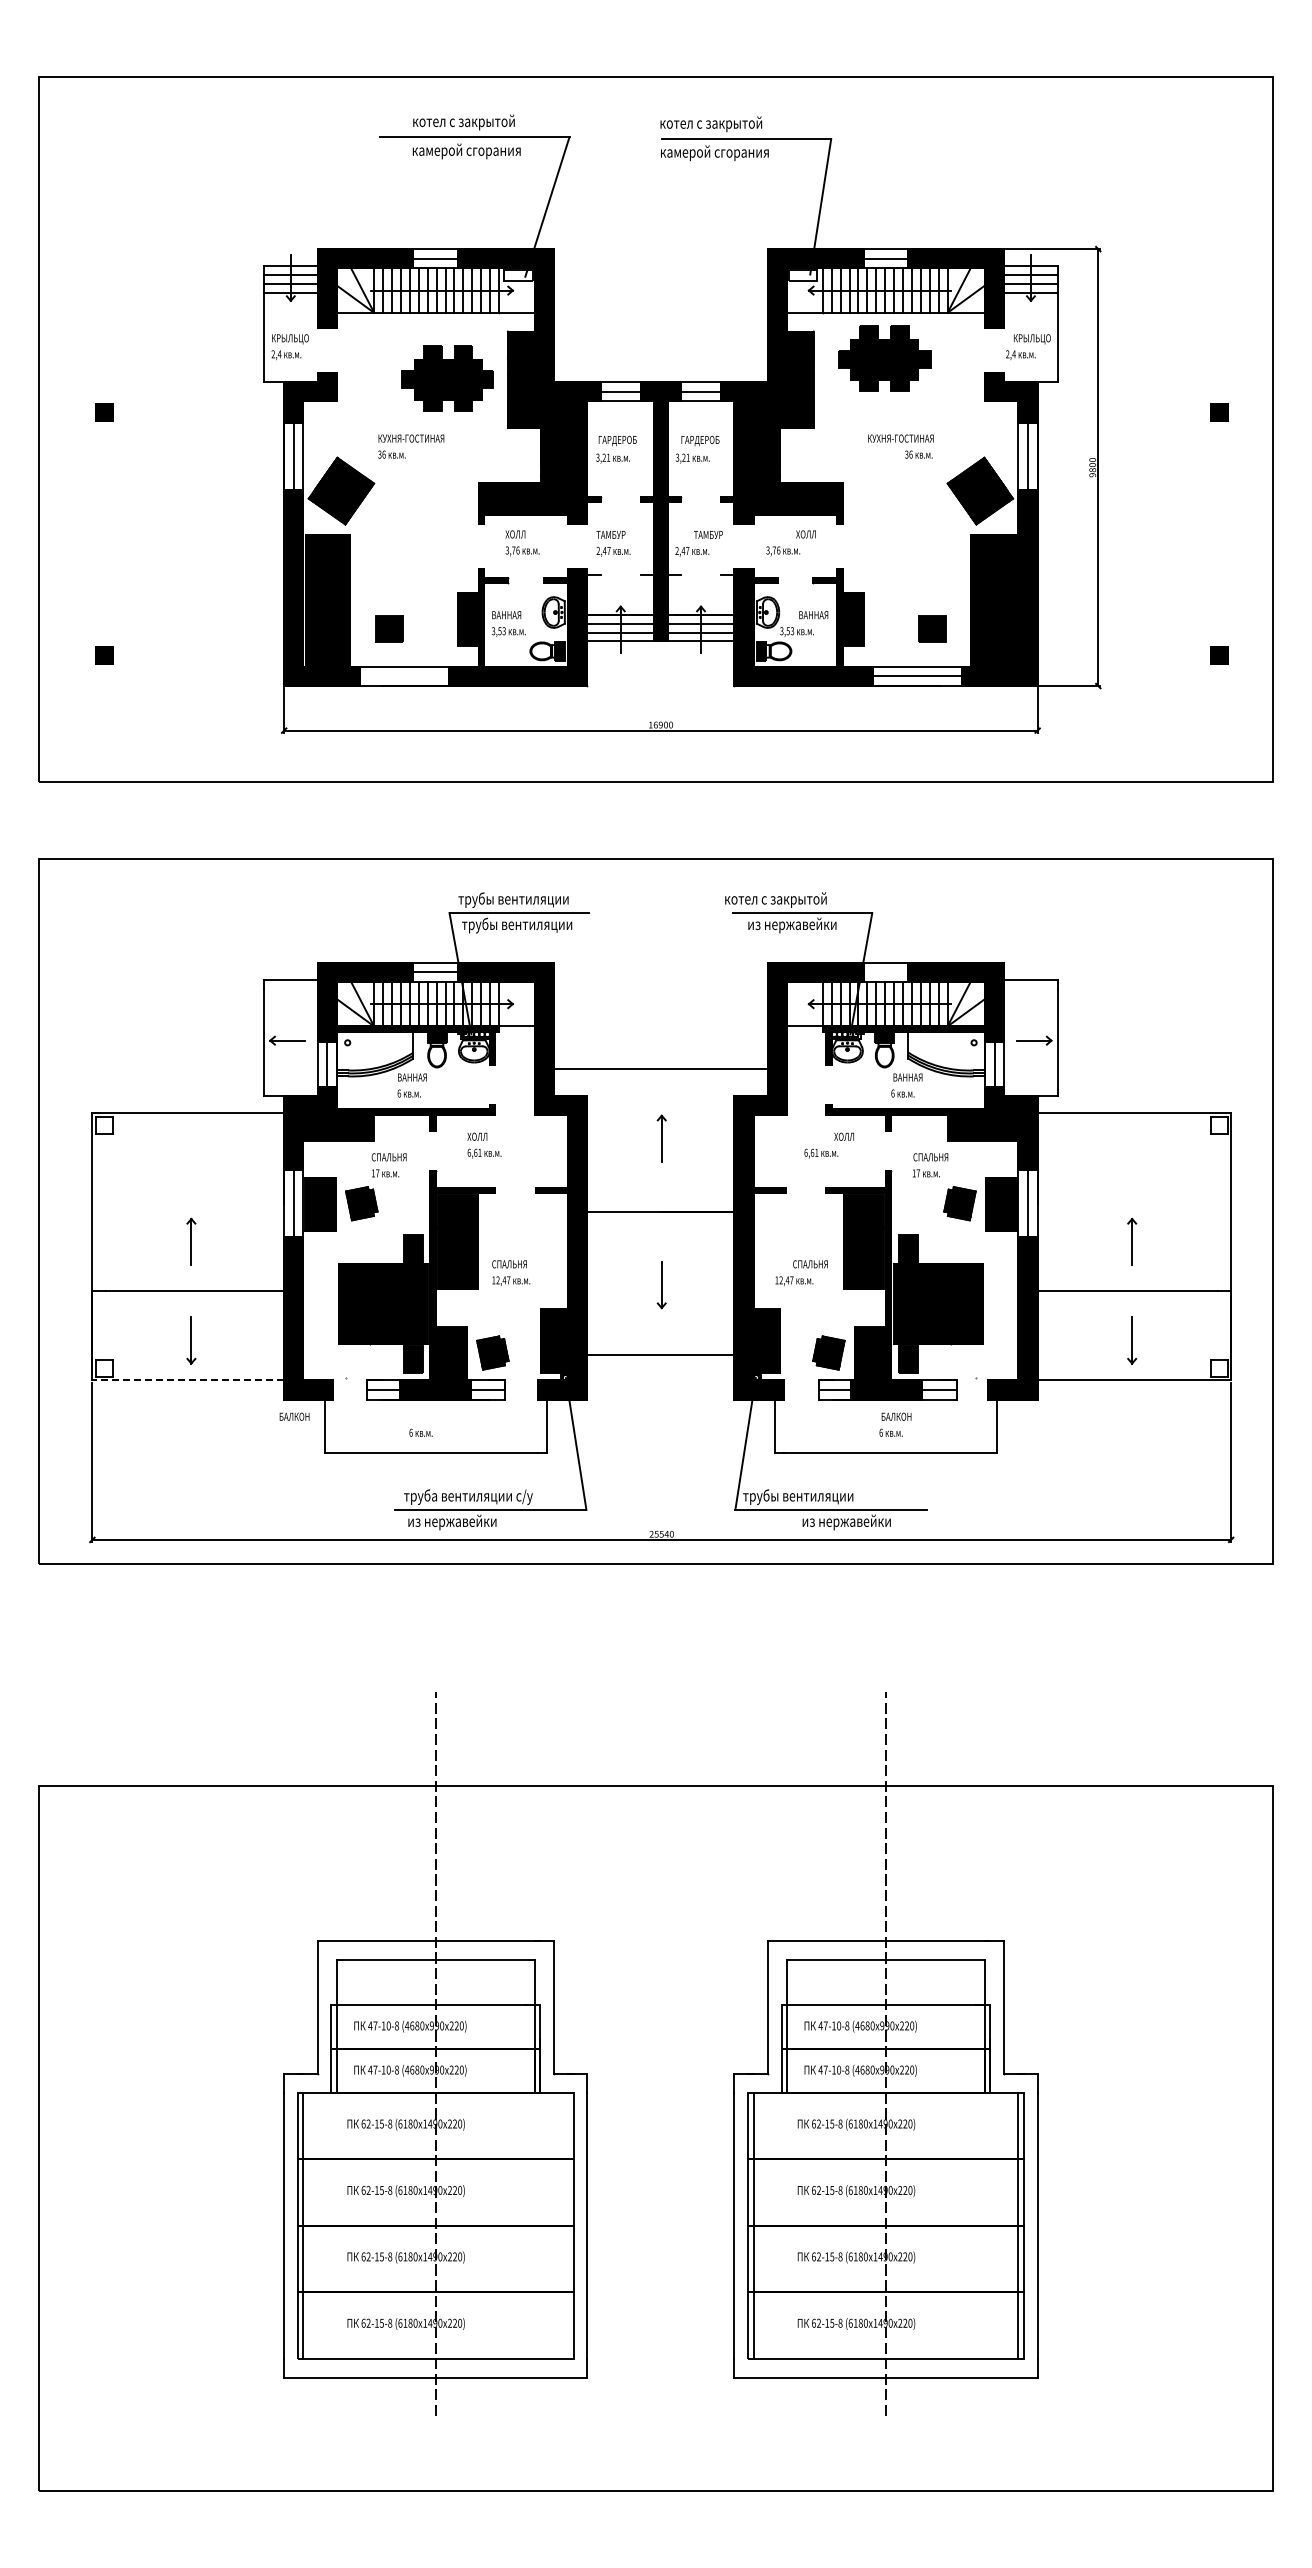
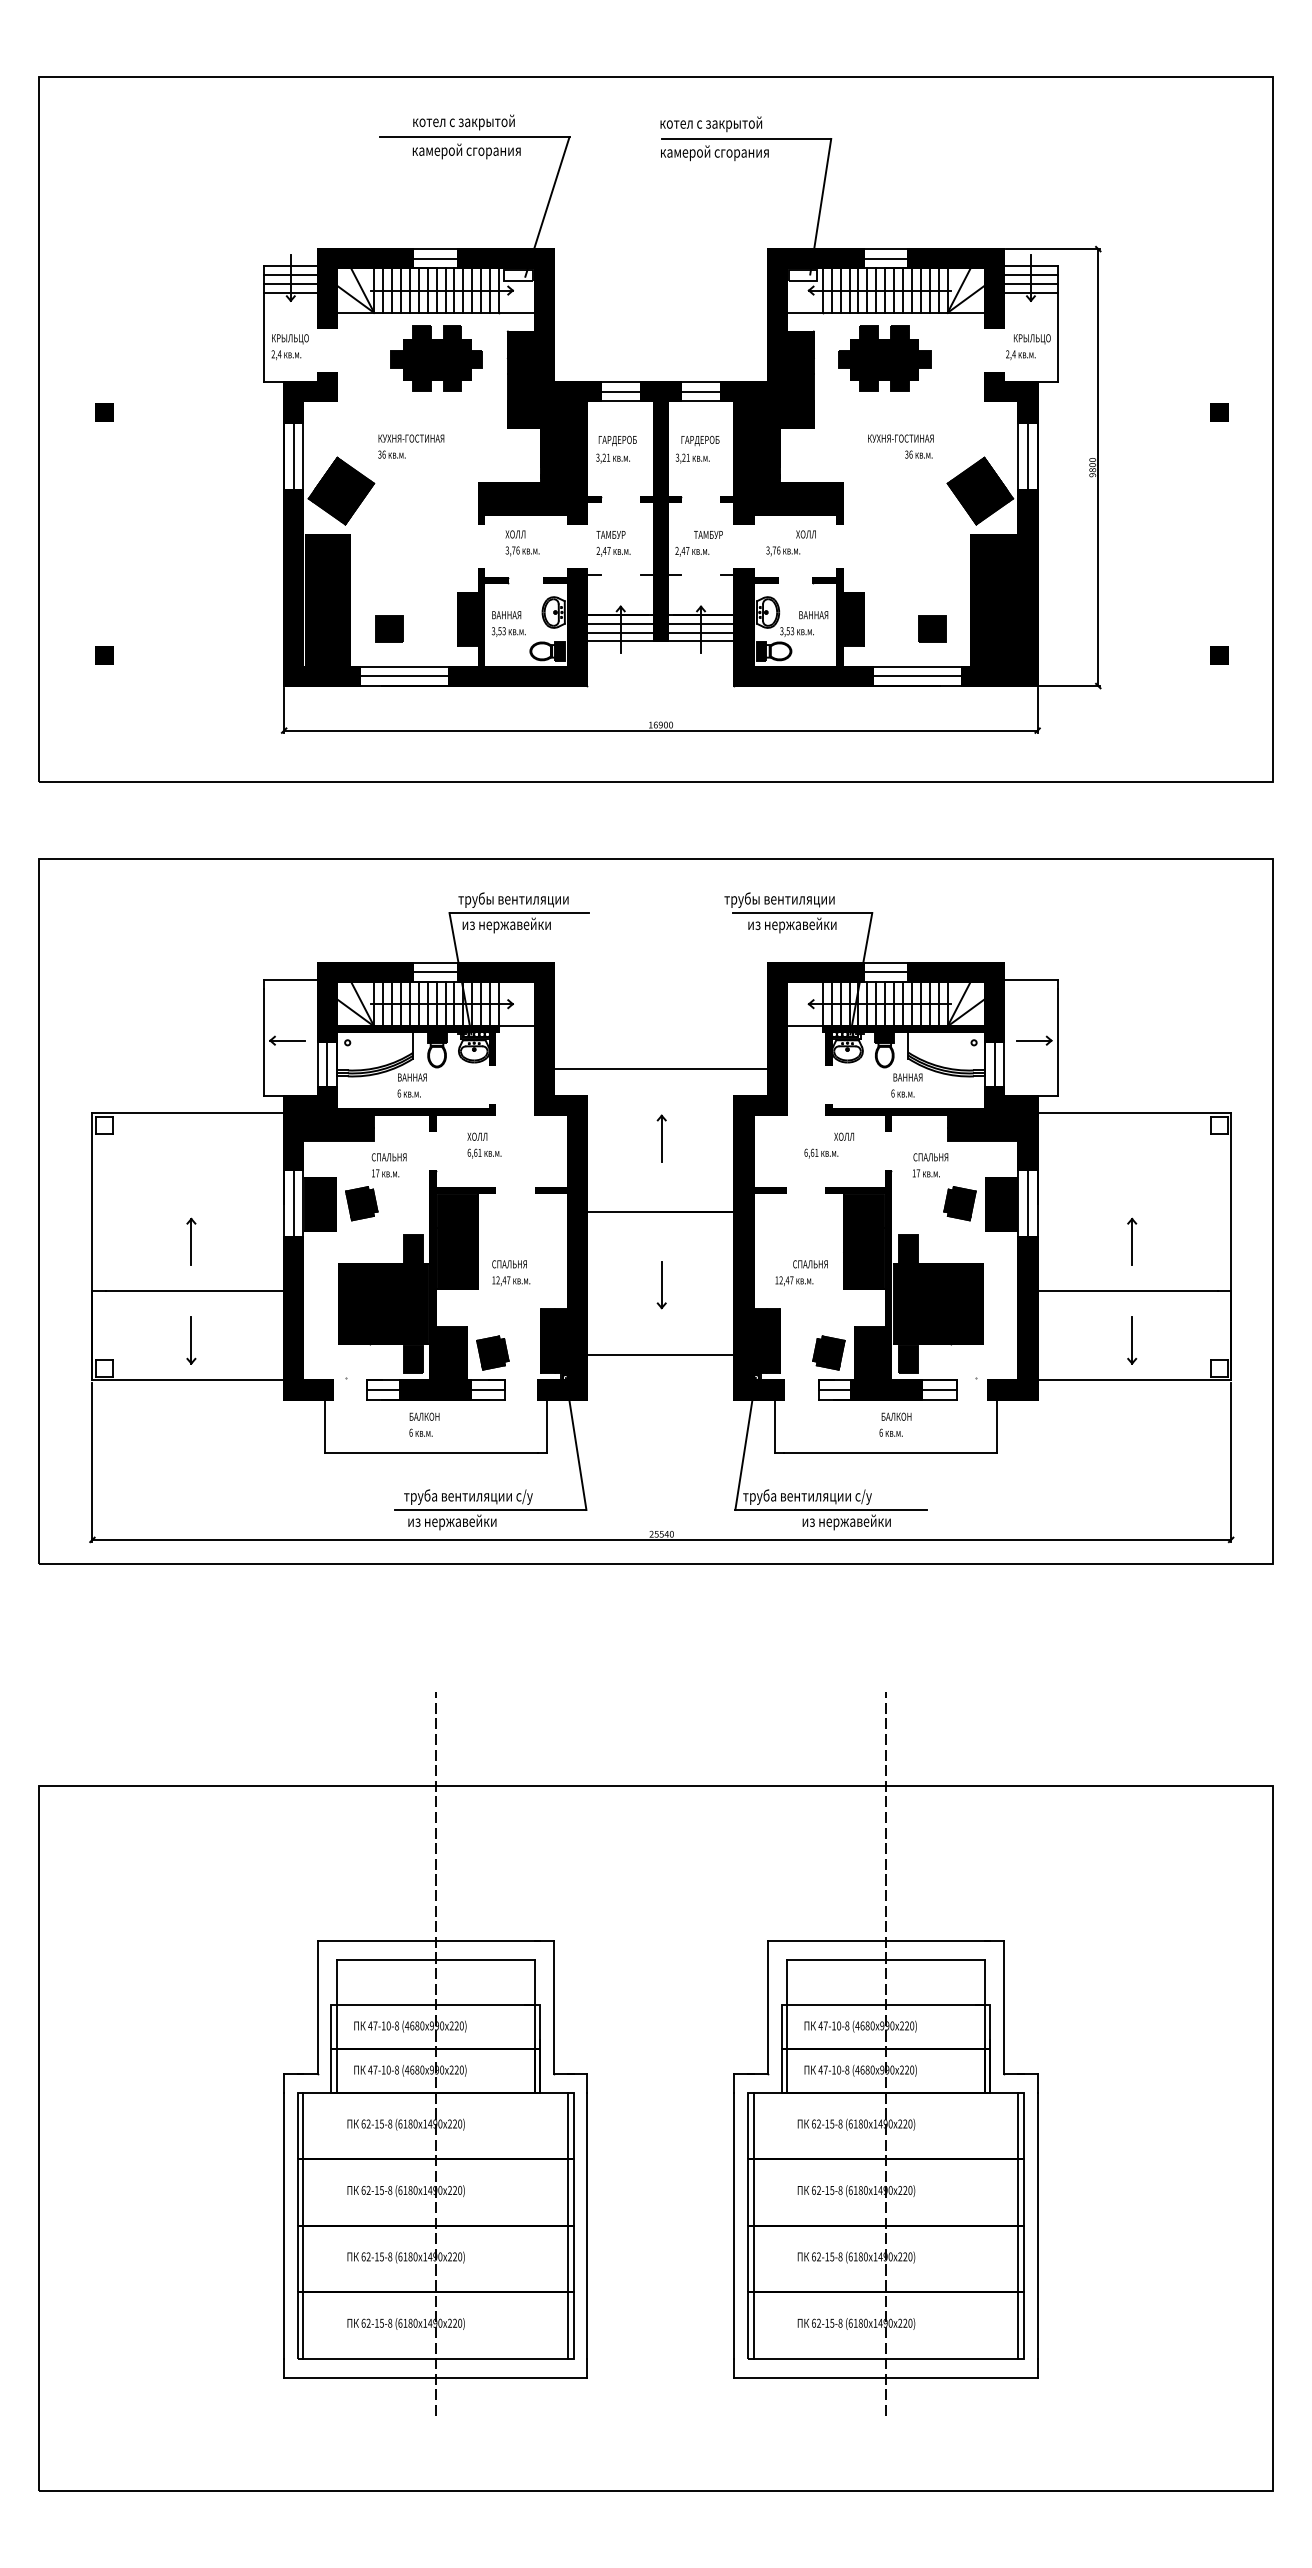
part position: (447, 378) -> (436, 358) (436, 358)
line: none -> present (404, 676)
text: котел с закрытой -> трубы вентиляции (779, 899)
text: трубы вентиляции -> из нержавейки (517, 925)
line: none -> present (885, 972)
line: dashed -> solid (188, 1380)
text position: (294, 1416) -> (424, 1416) (424, 1416)
text: трубы вентиляции -> труба вентиляции с/у (821, 1496)
line: none -> present (568, 2225)
